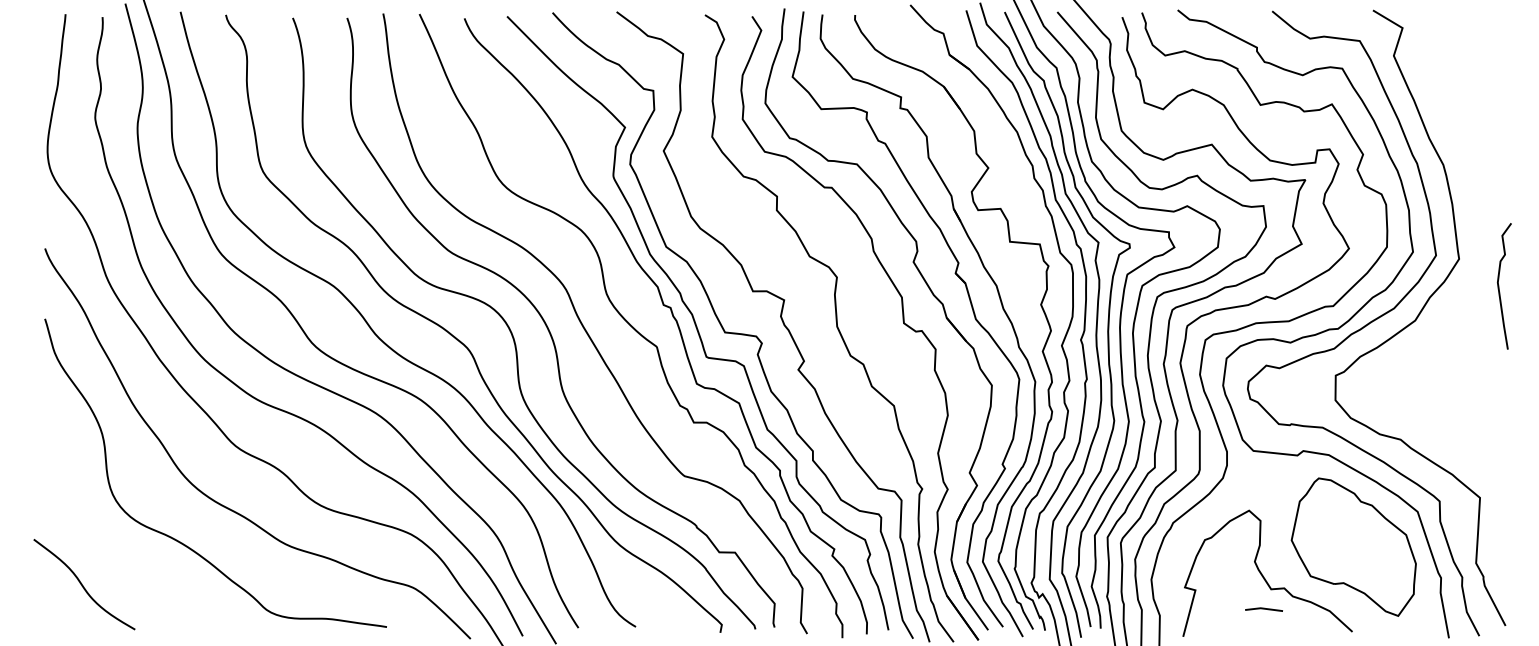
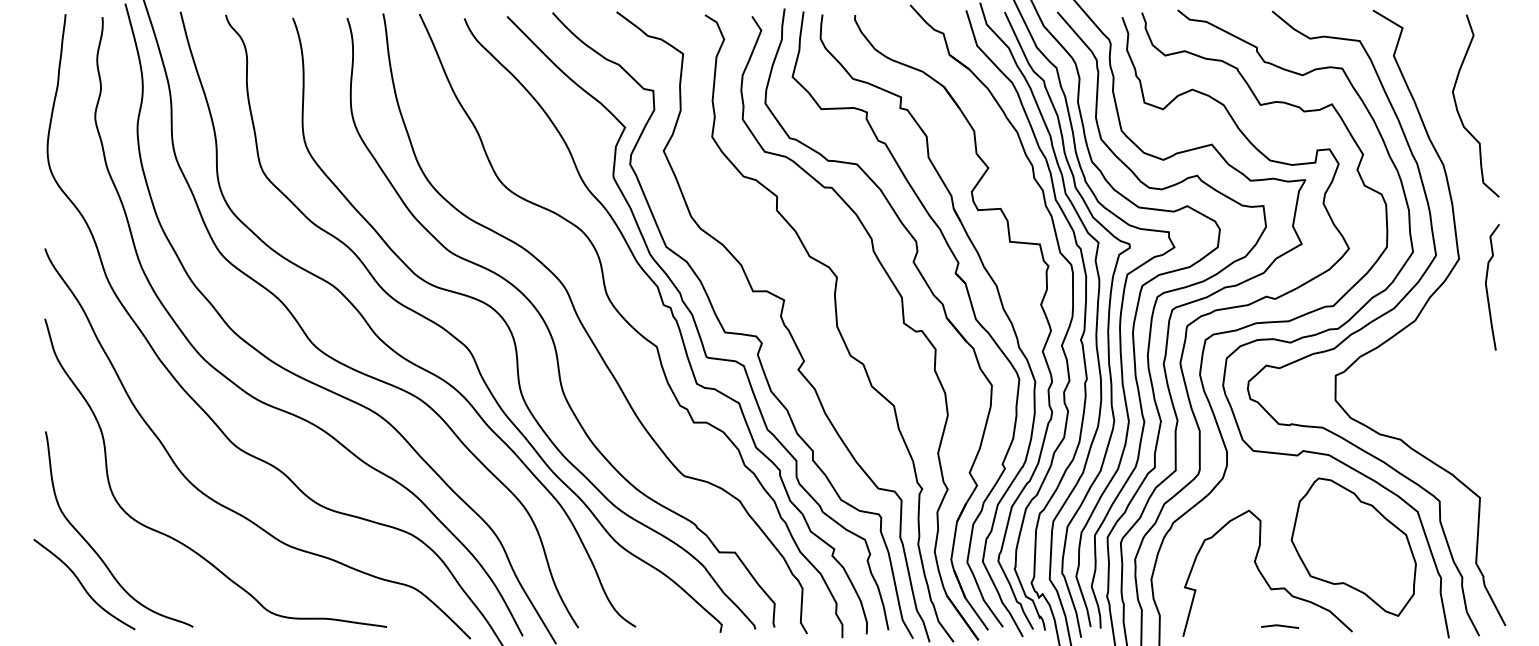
curve: none -> present (1458, 110)
curve position: (1499, 286) -> (1487, 287) (1487, 287)
curve: none -> present (96, 551)
line position: (1263, 609) -> (1279, 626) (1279, 626)
